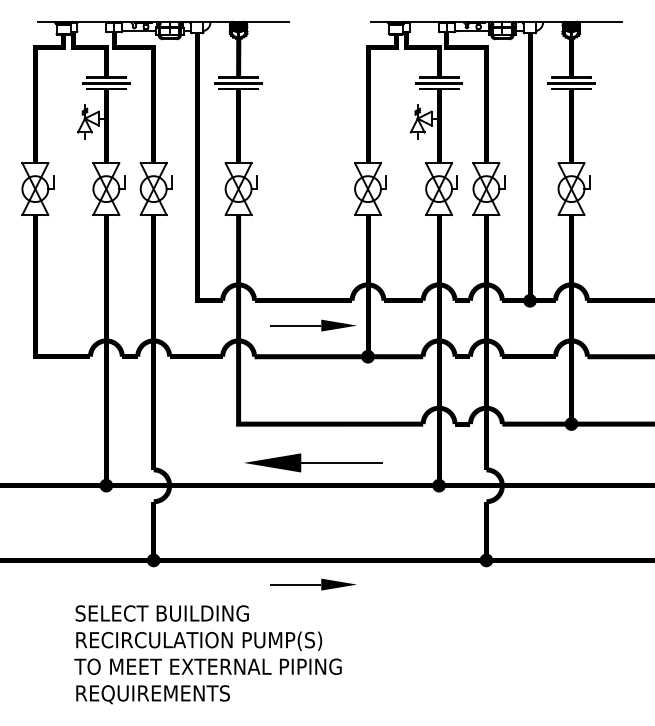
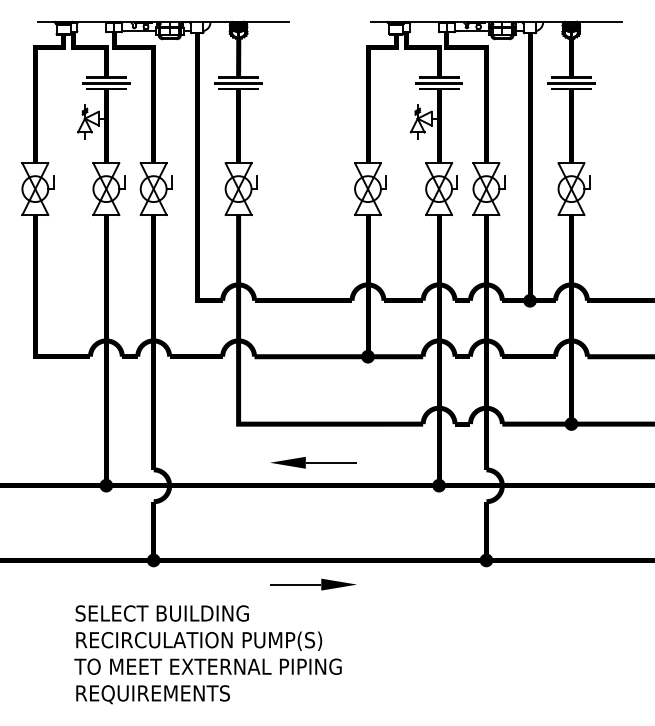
part: present -> none (313, 325)
part size: 139x20 px -> 87x13 px (313, 462)
